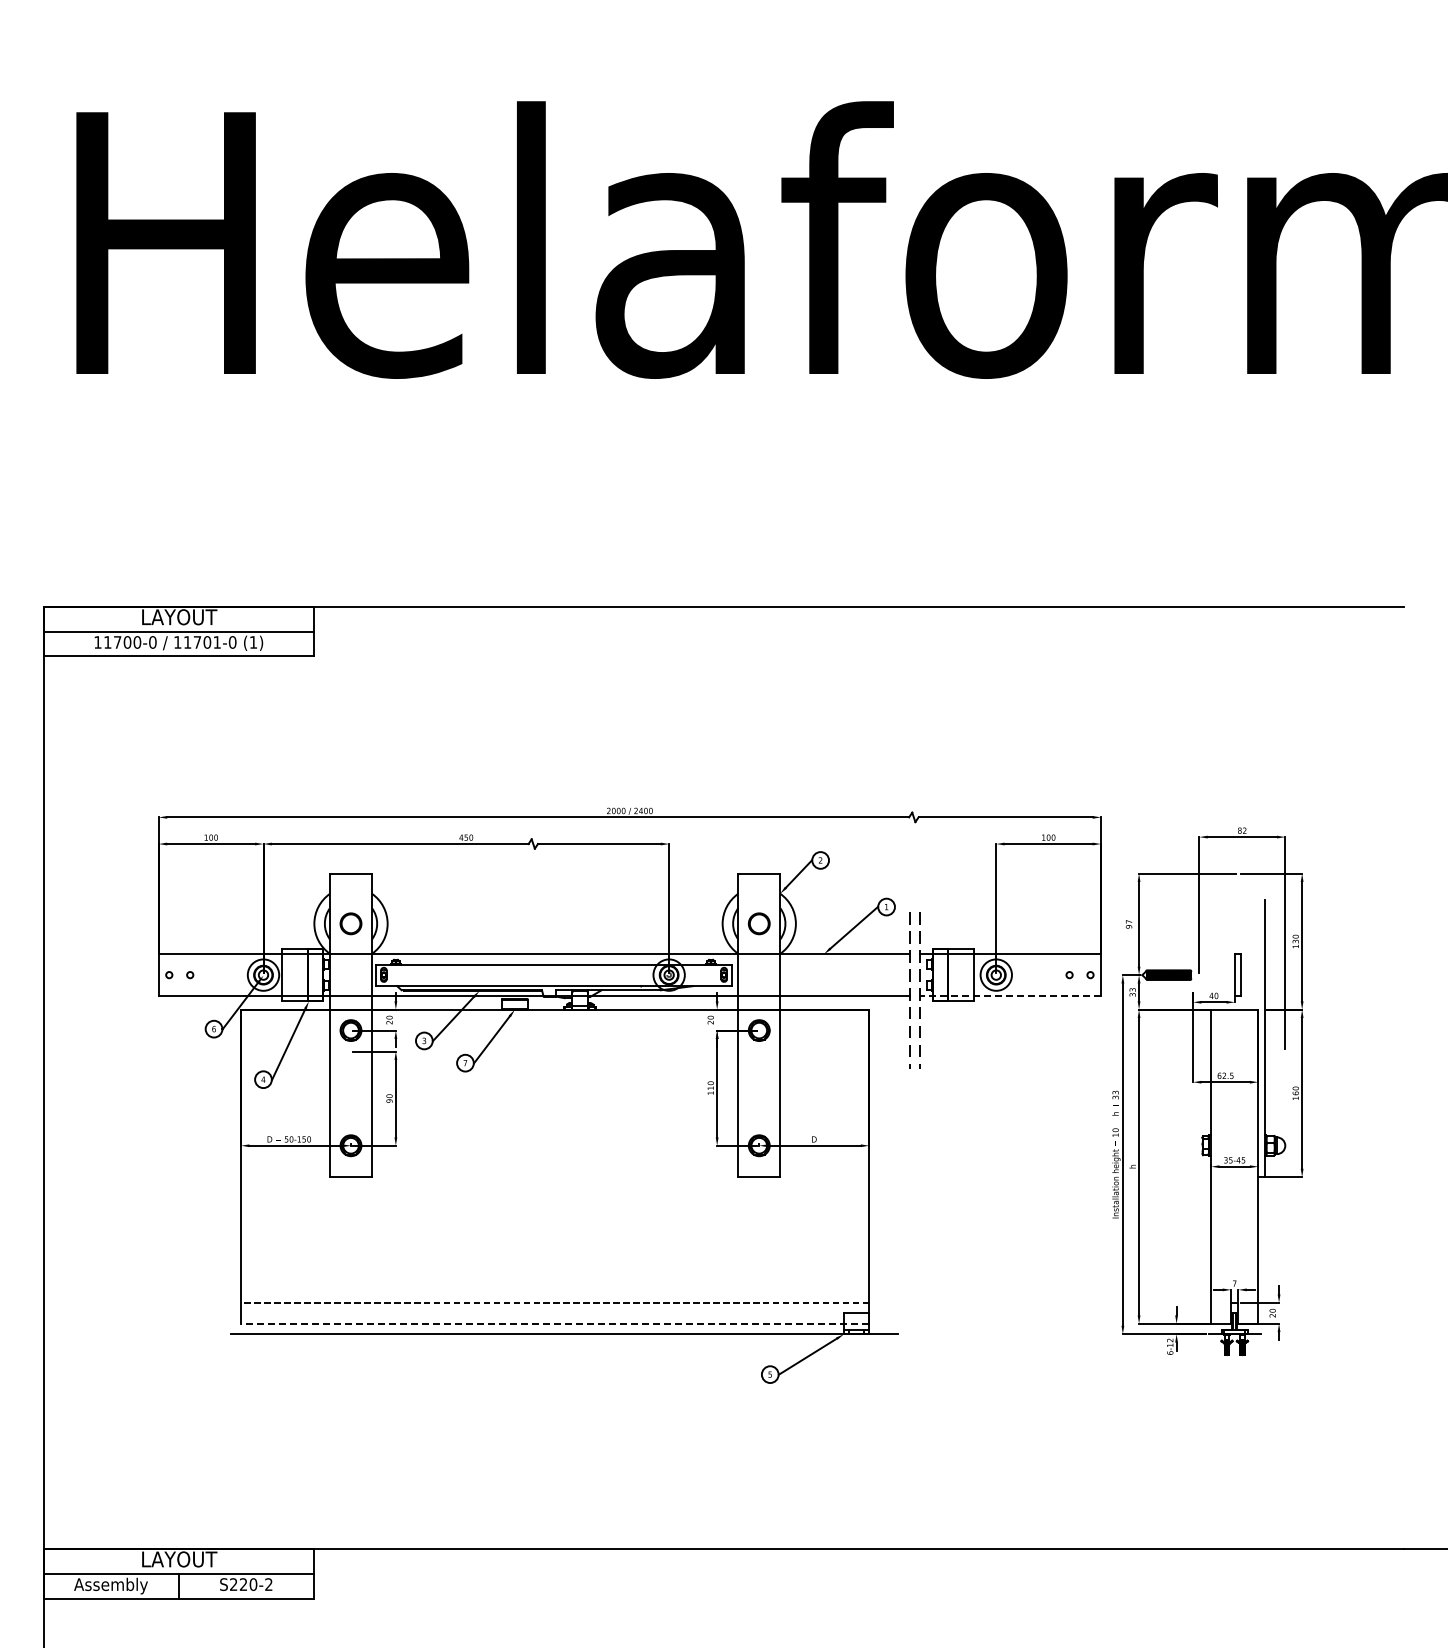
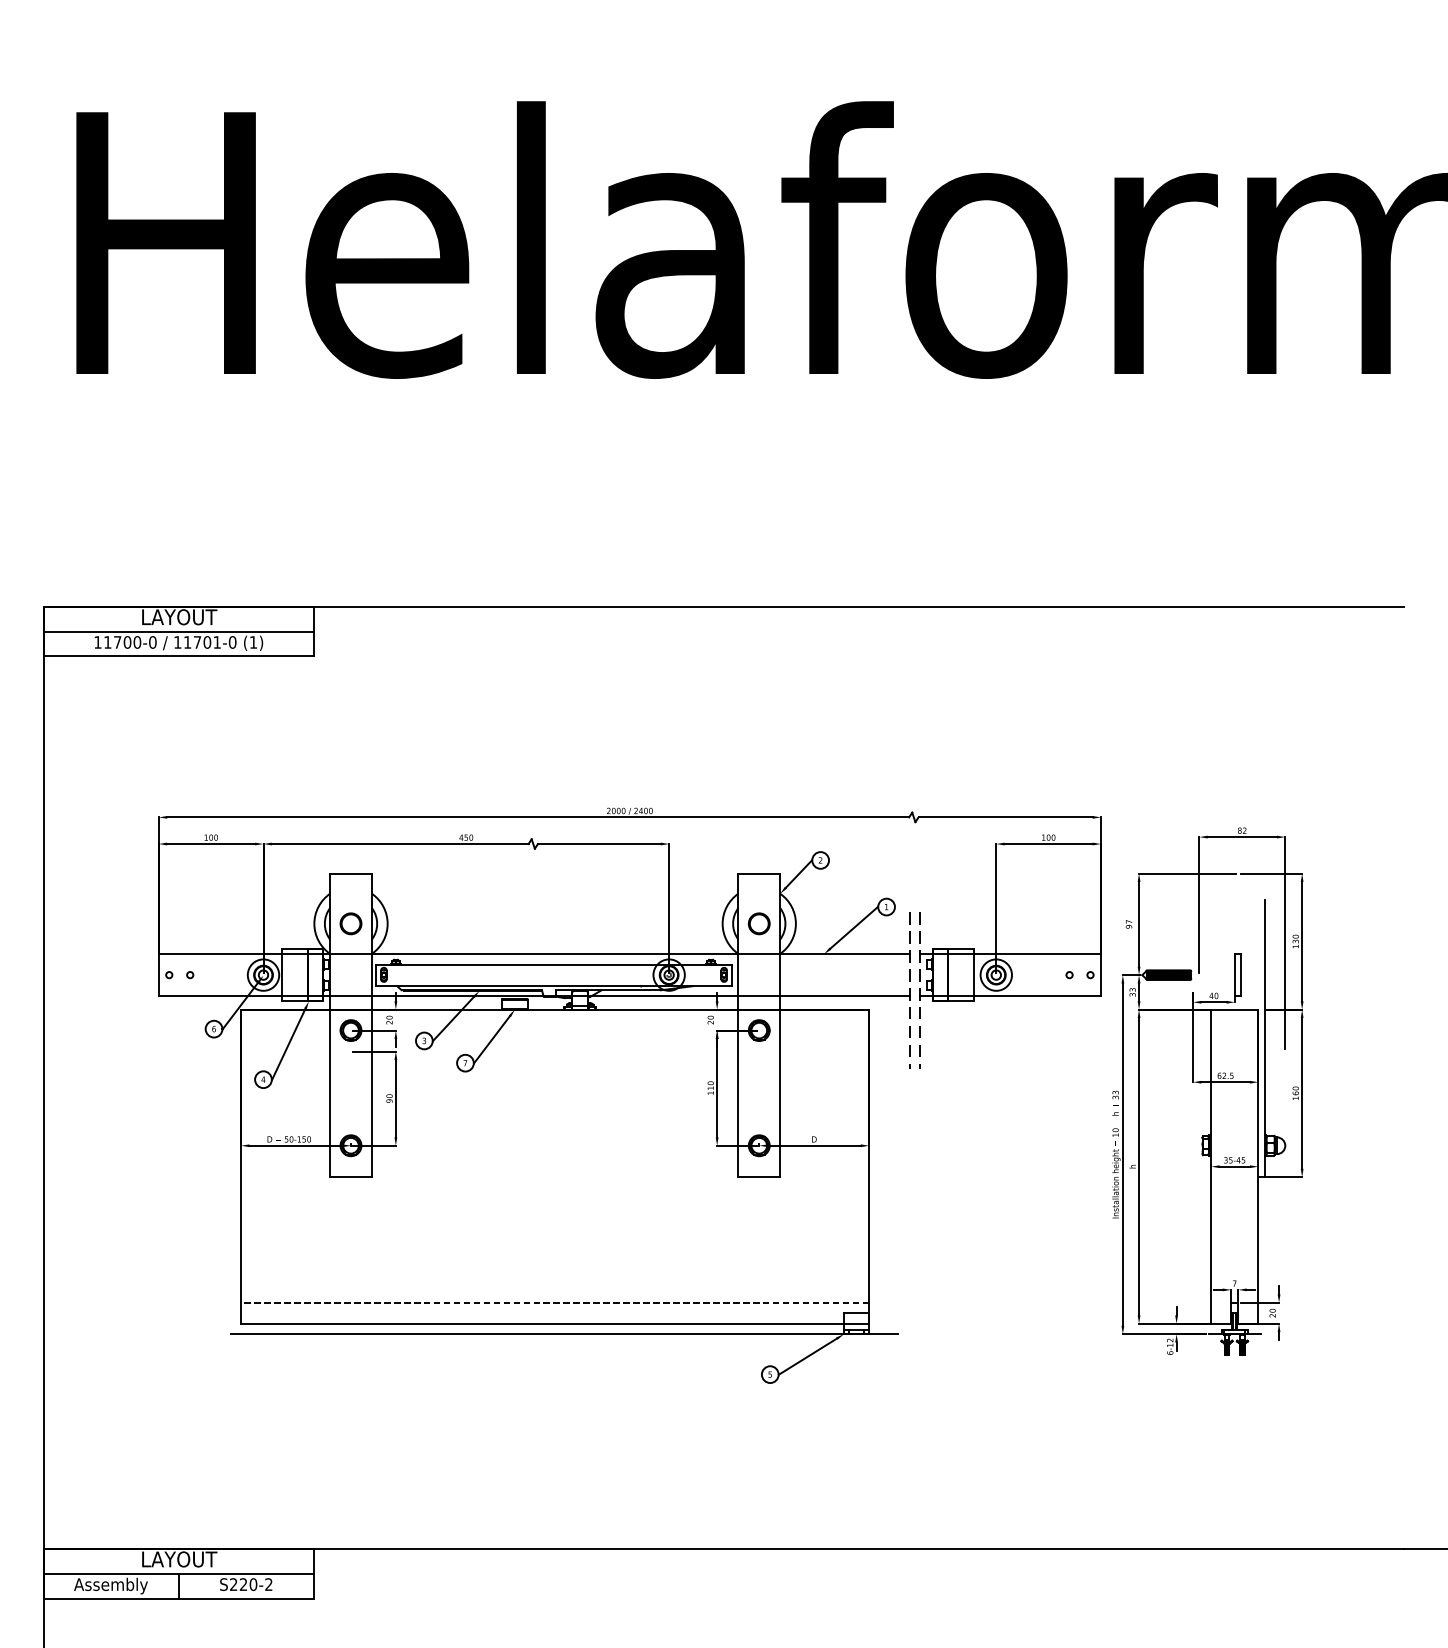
line: dashed -> solid (1010, 996)
line: dashed -> solid (554, 1323)
